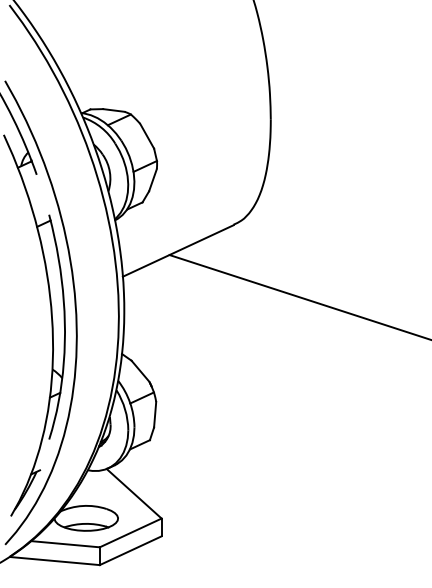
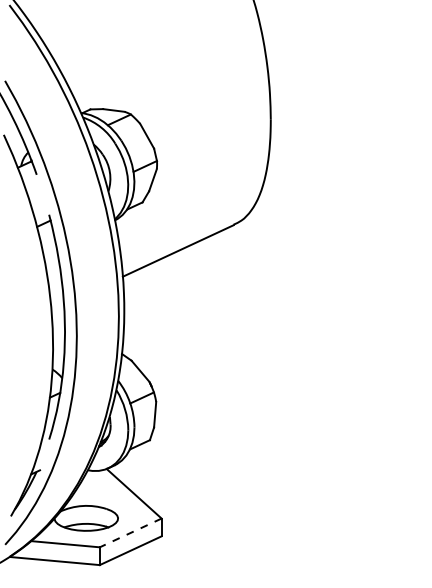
line: present -> none (298, 297)
line: solid -> dashed (130, 533)
